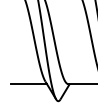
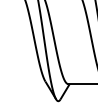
line: present -> none (28, 84)
